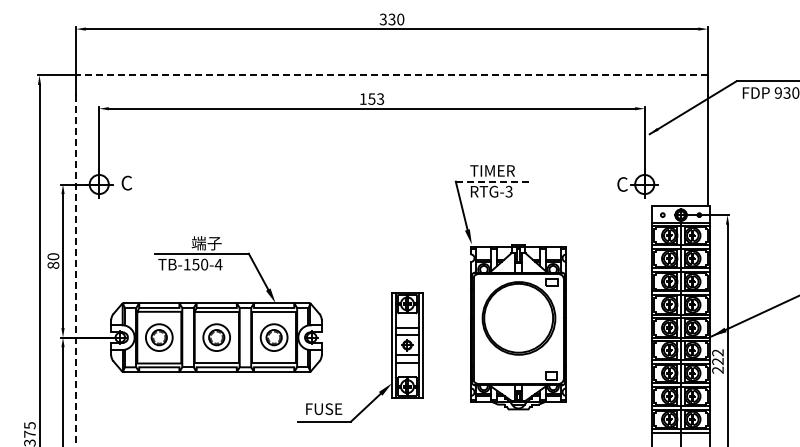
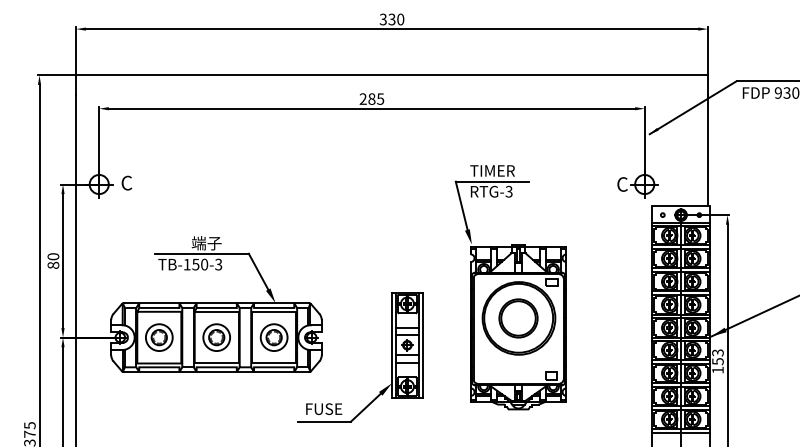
line: dashed -> solid (392, 75)
text: 153 -> 285 (371, 98)
line: dashed -> solid (492, 181)
text: TB-150-4 -> TB-150-3 (218, 264)
line: dashed -> solid (76, 270)
part: none -> present (518, 318)
text: 222 -> 153 (717, 361)
